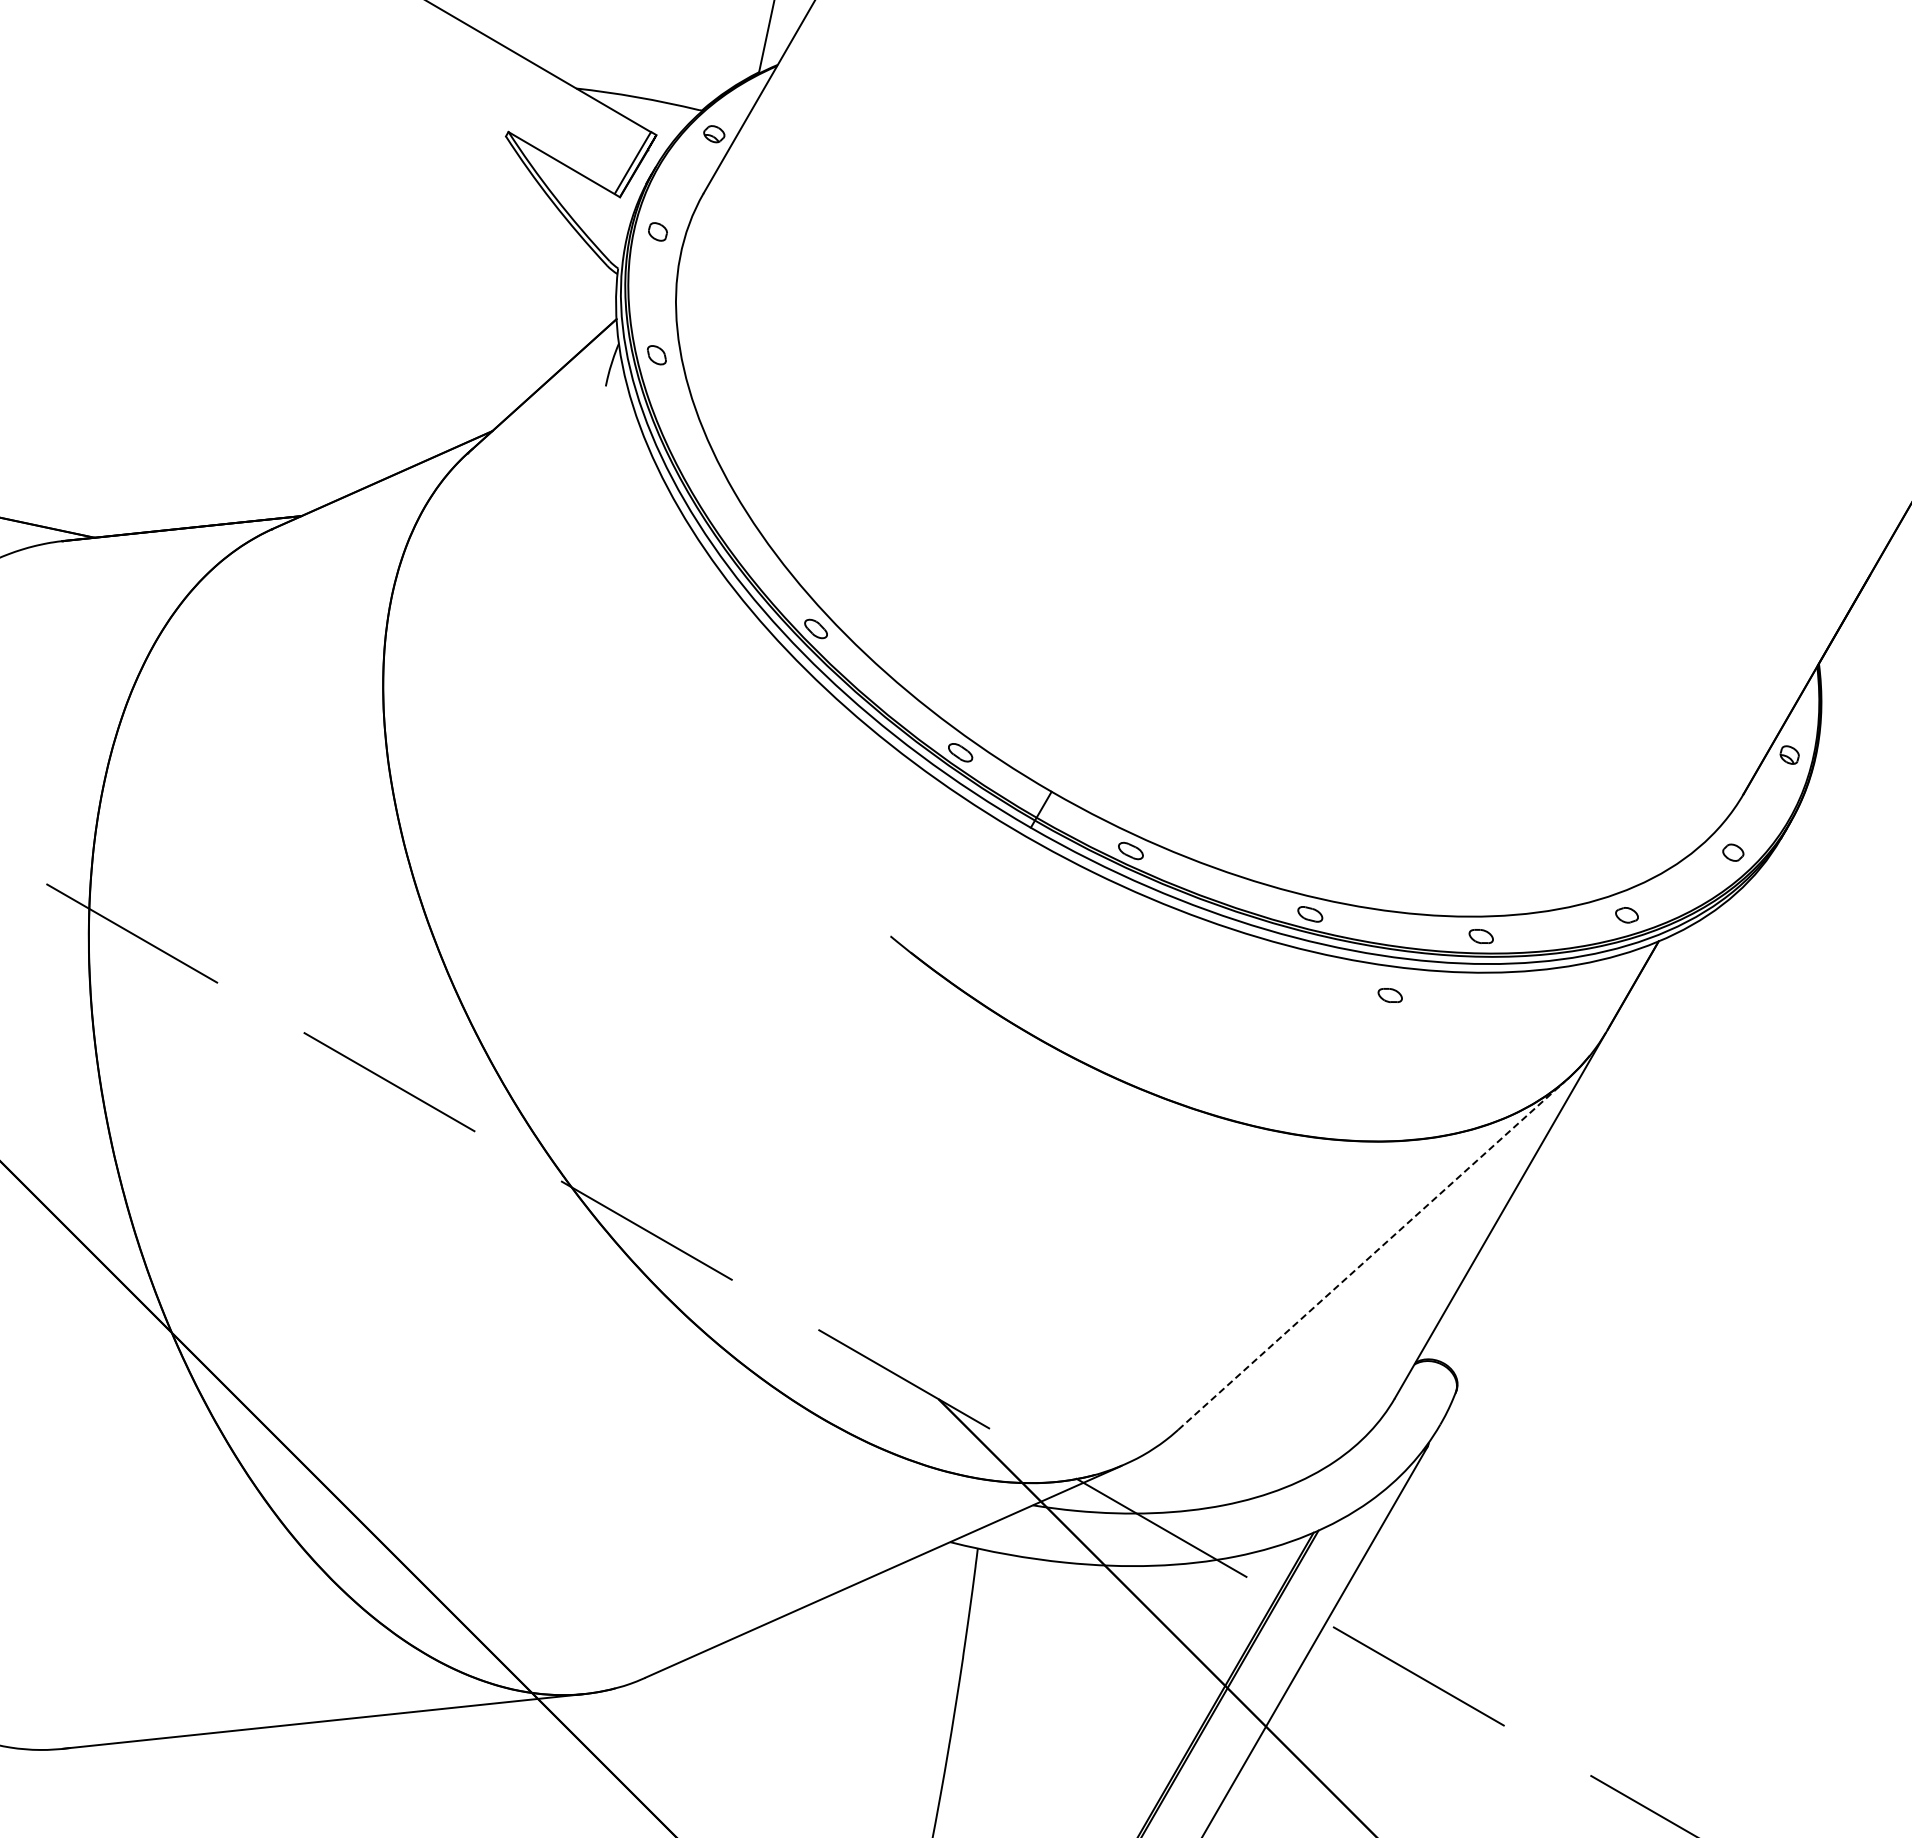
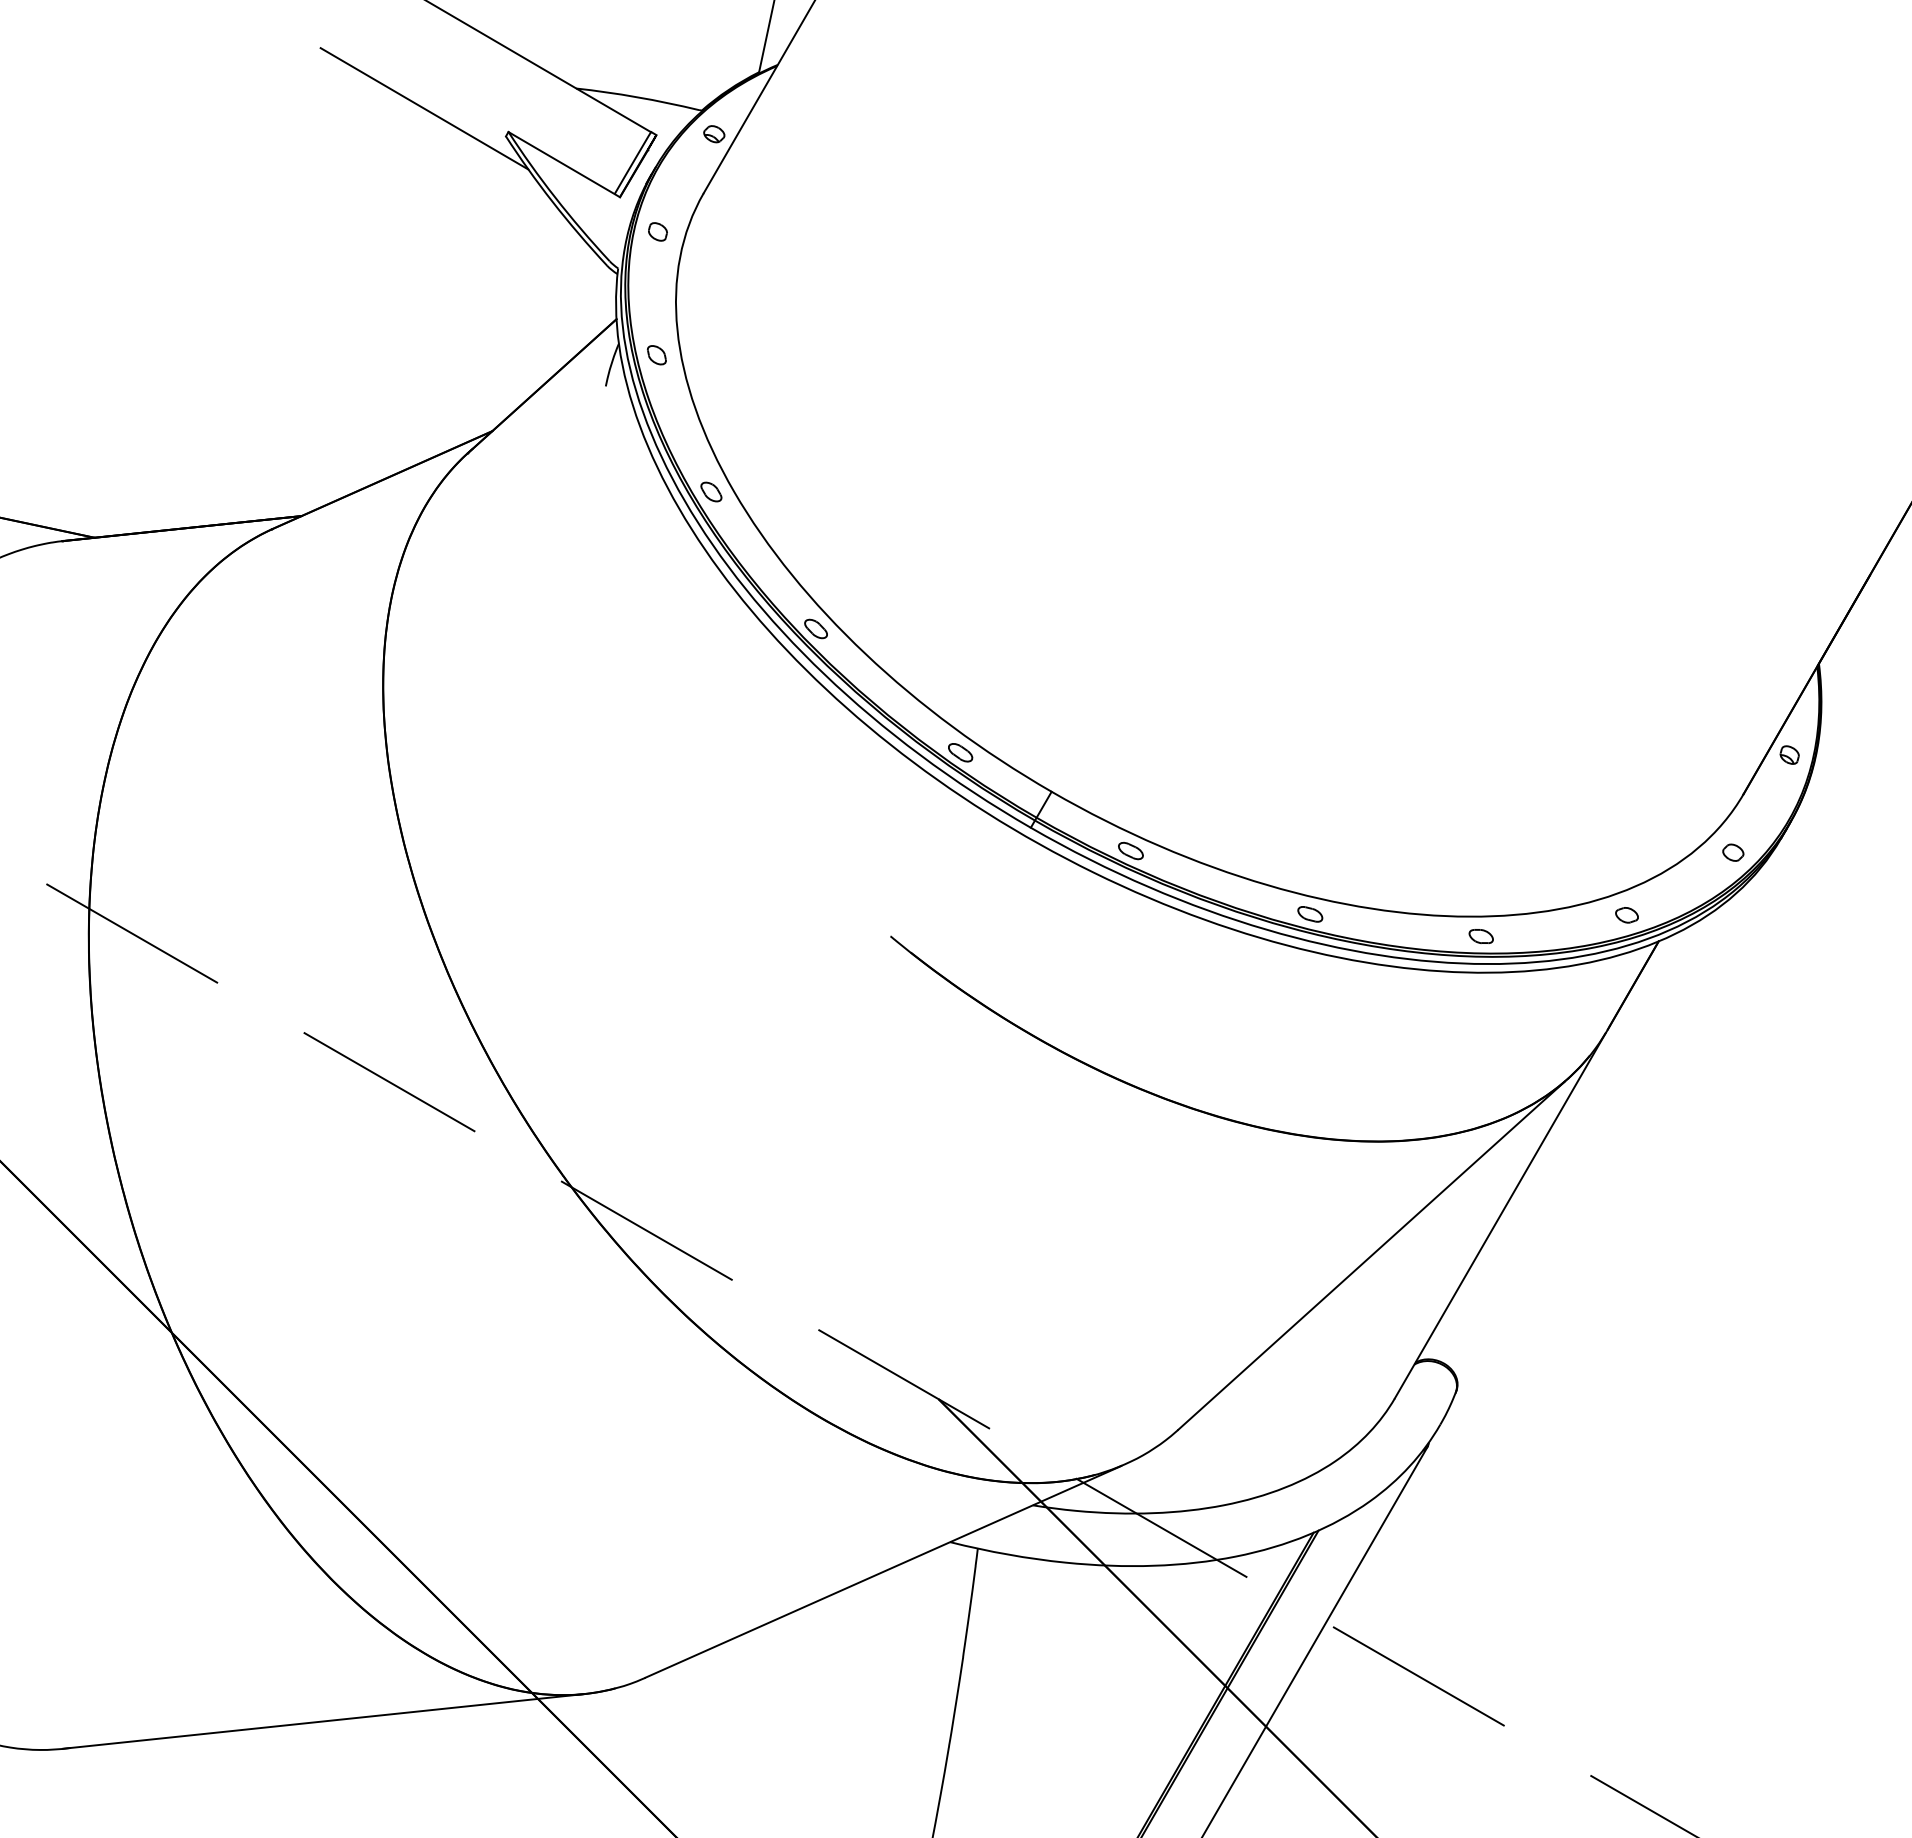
line: none -> present (424, 108)
part: none -> present (711, 491)
part: present -> none (1389, 995)
line: dashed -> solid (1371, 1255)
